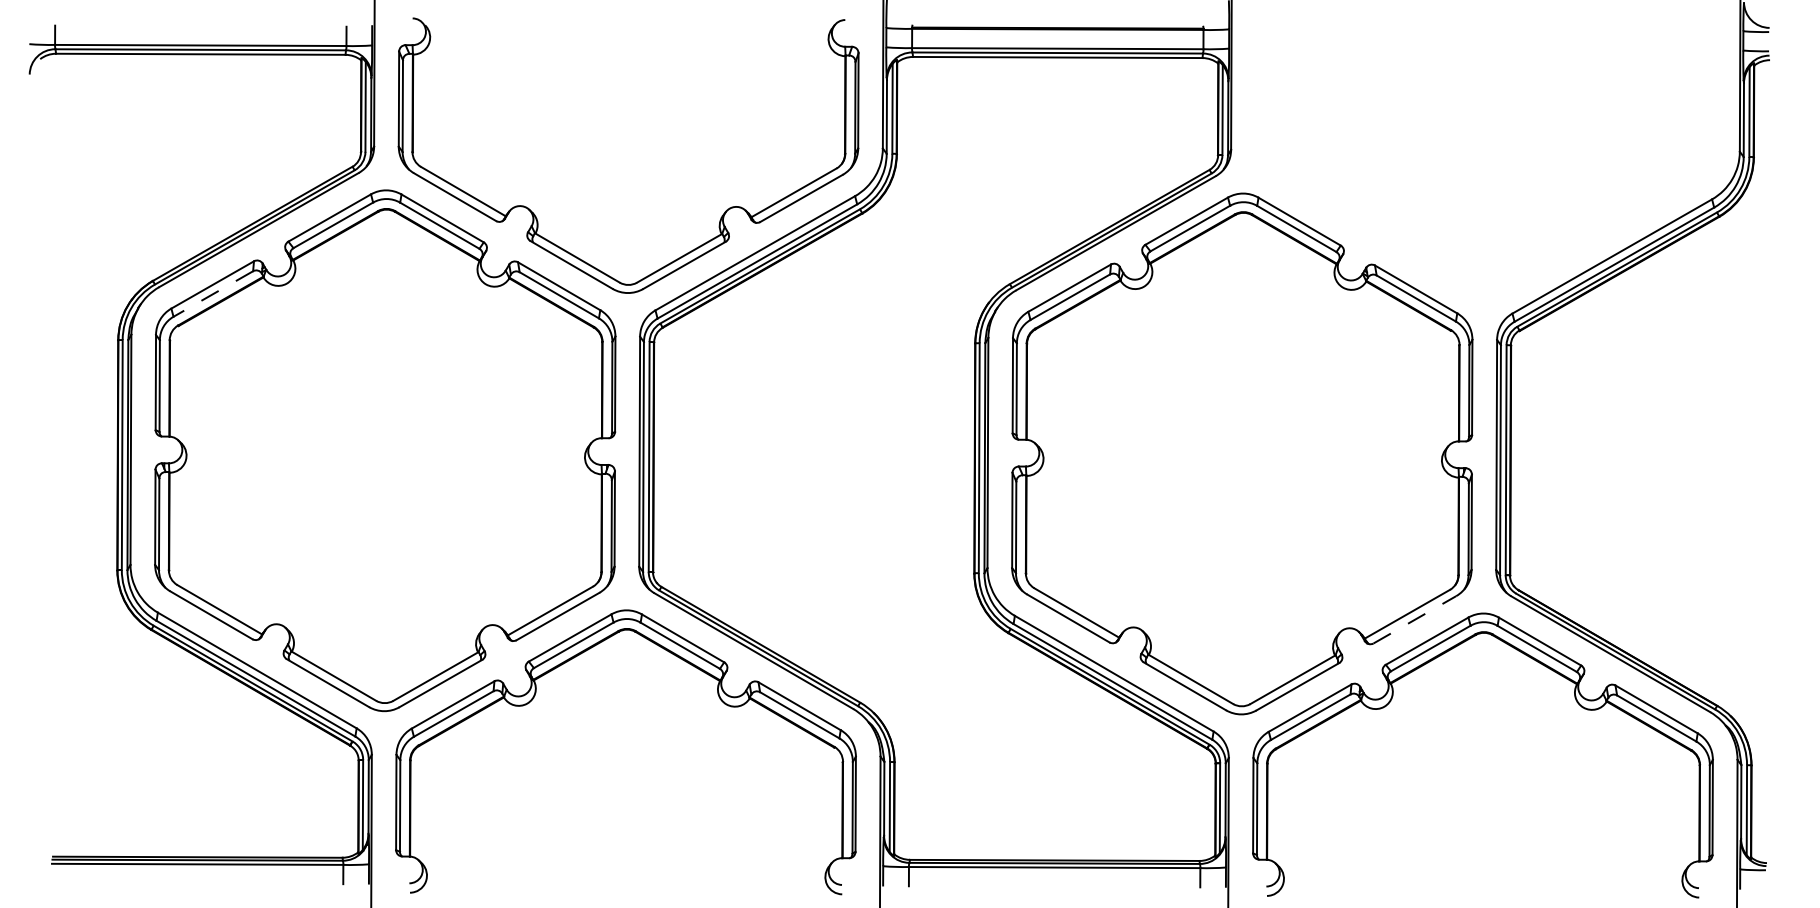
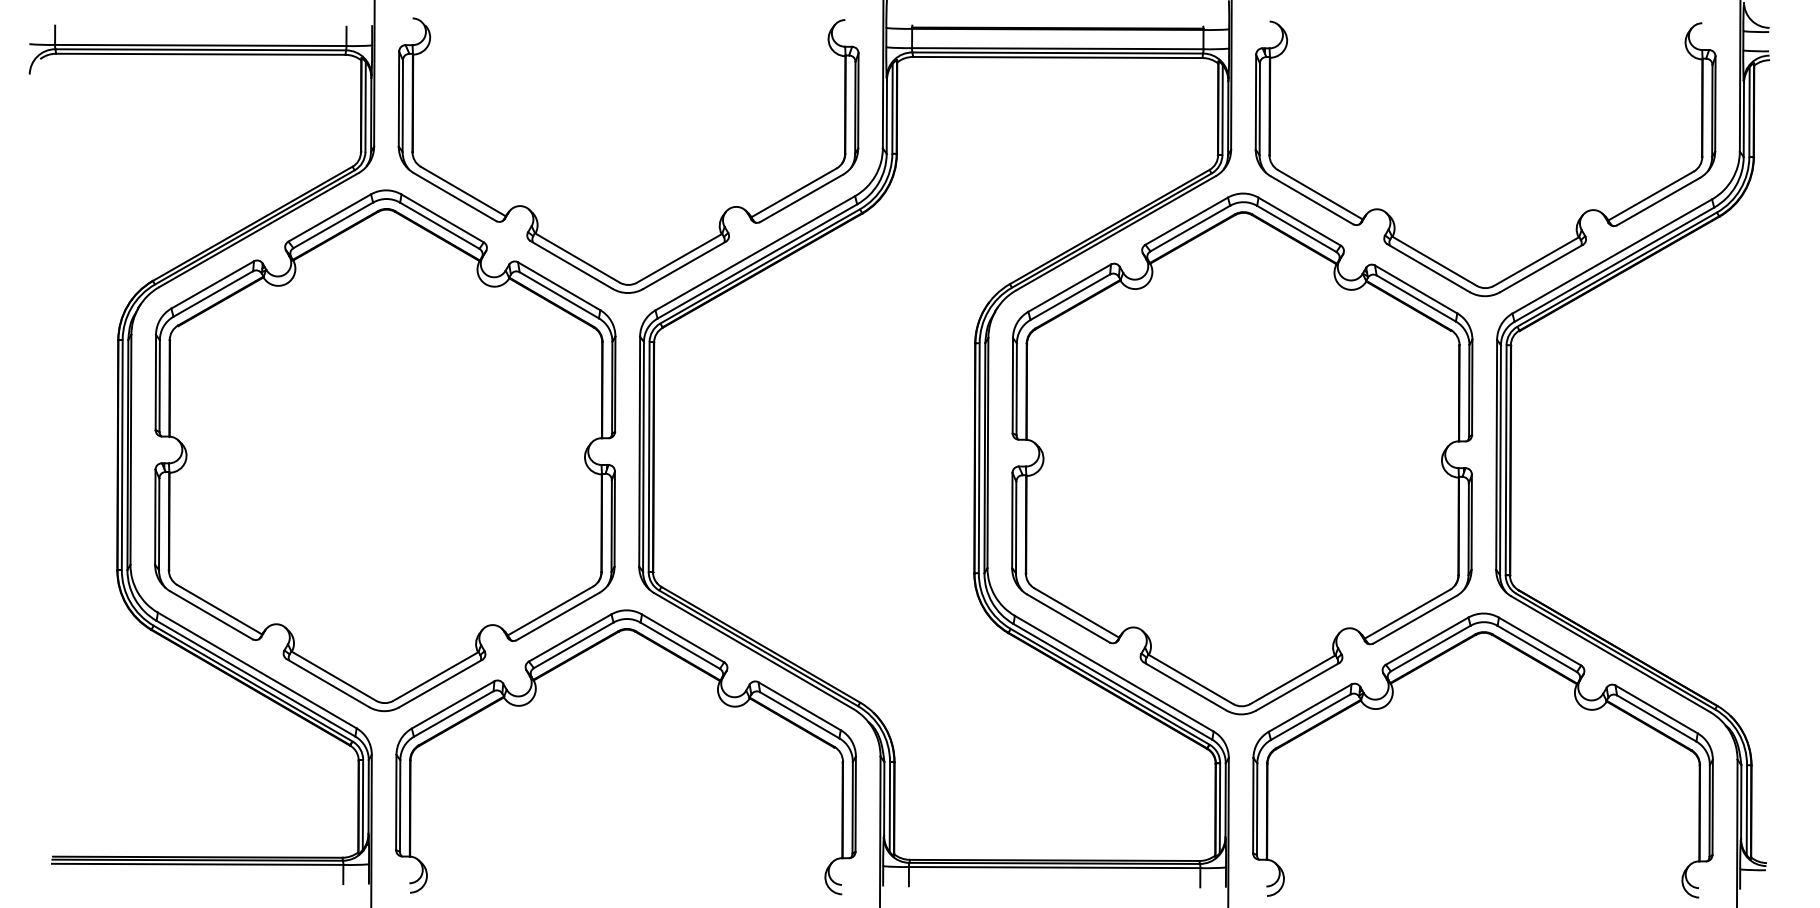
part: none -> present (1393, 219)
line: dashed -> solid (213, 294)
line: dashed -> solid (1414, 619)
